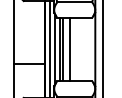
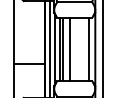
line: none -> present (88, 49)
